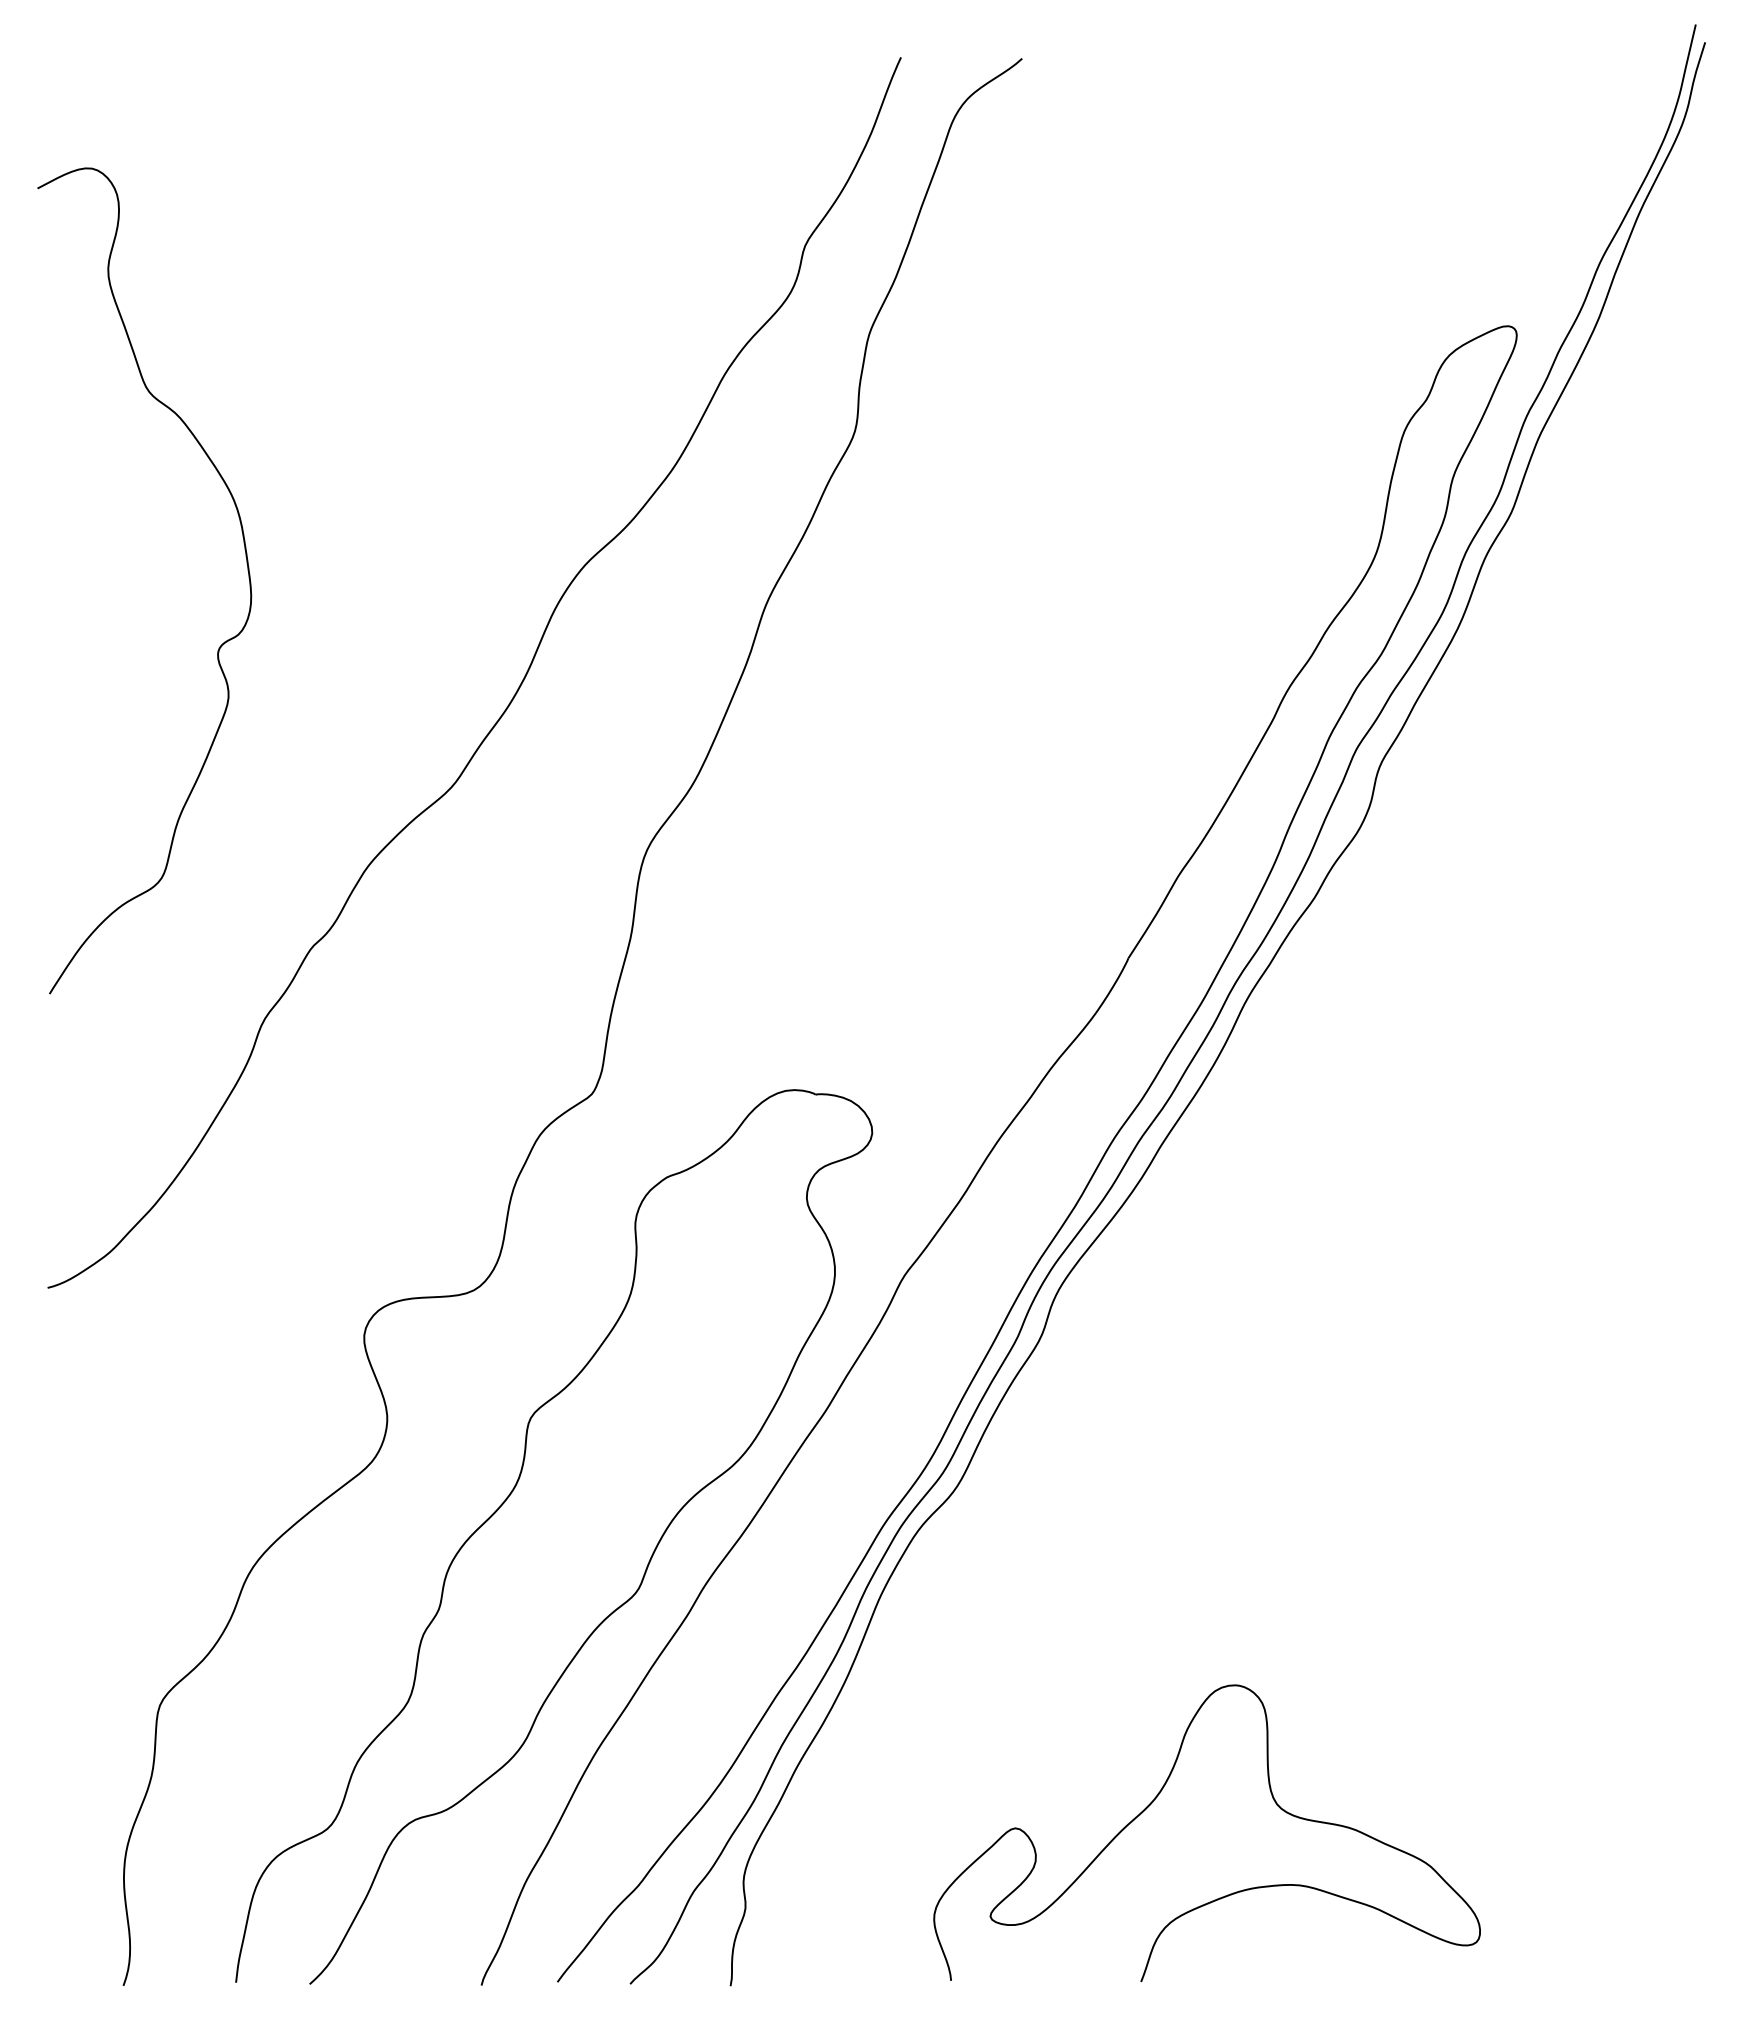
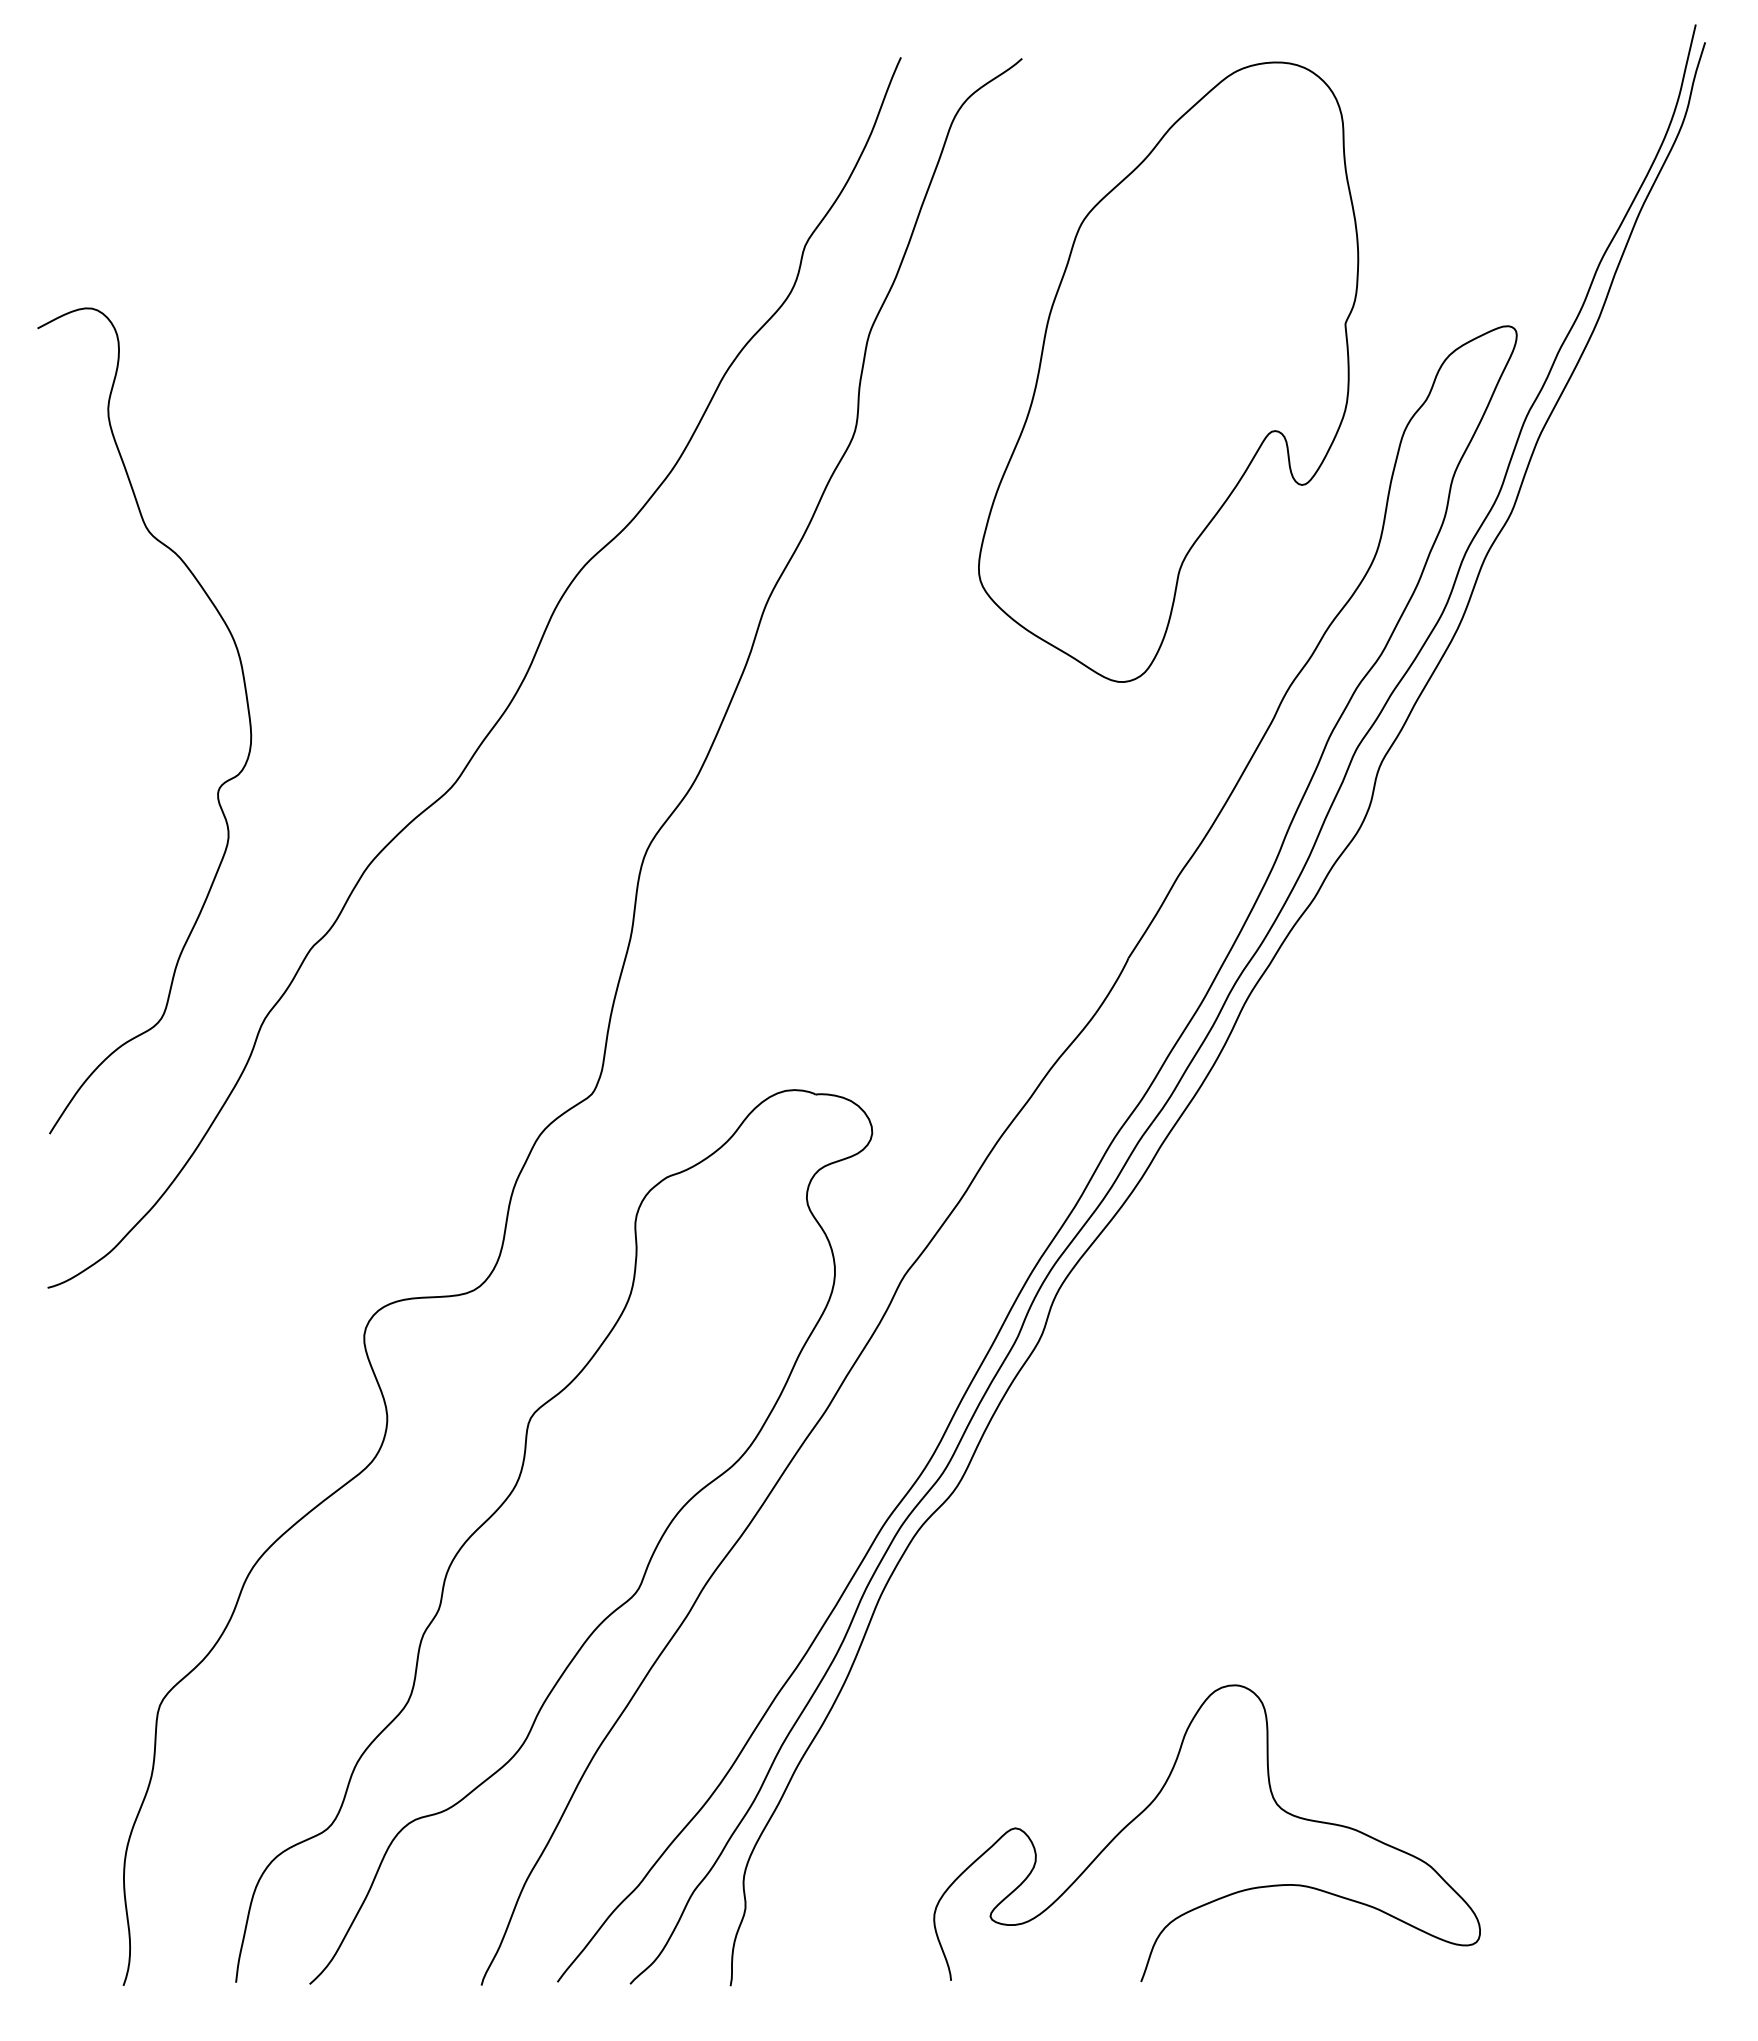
part: none -> present (1168, 371)
curve position: (219, 646) -> (219, 786) (219, 786)
